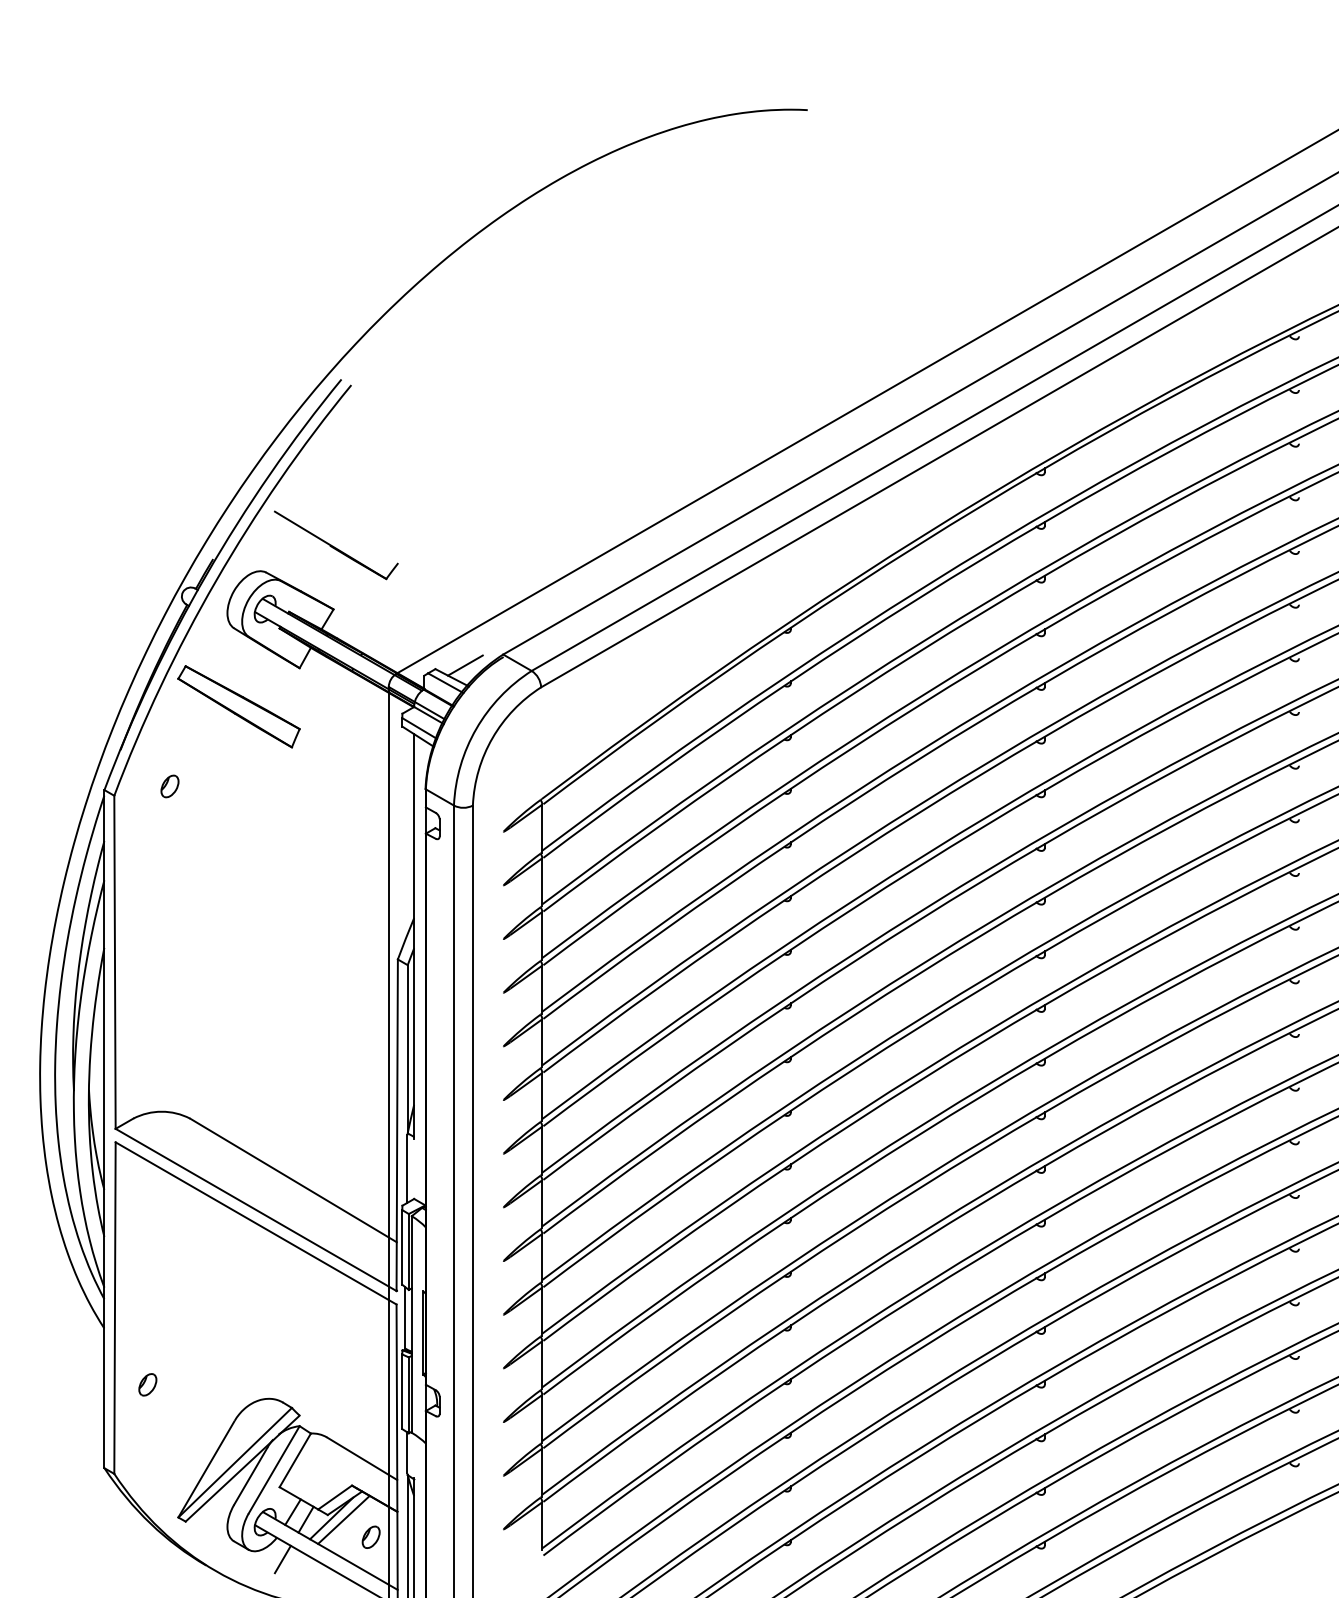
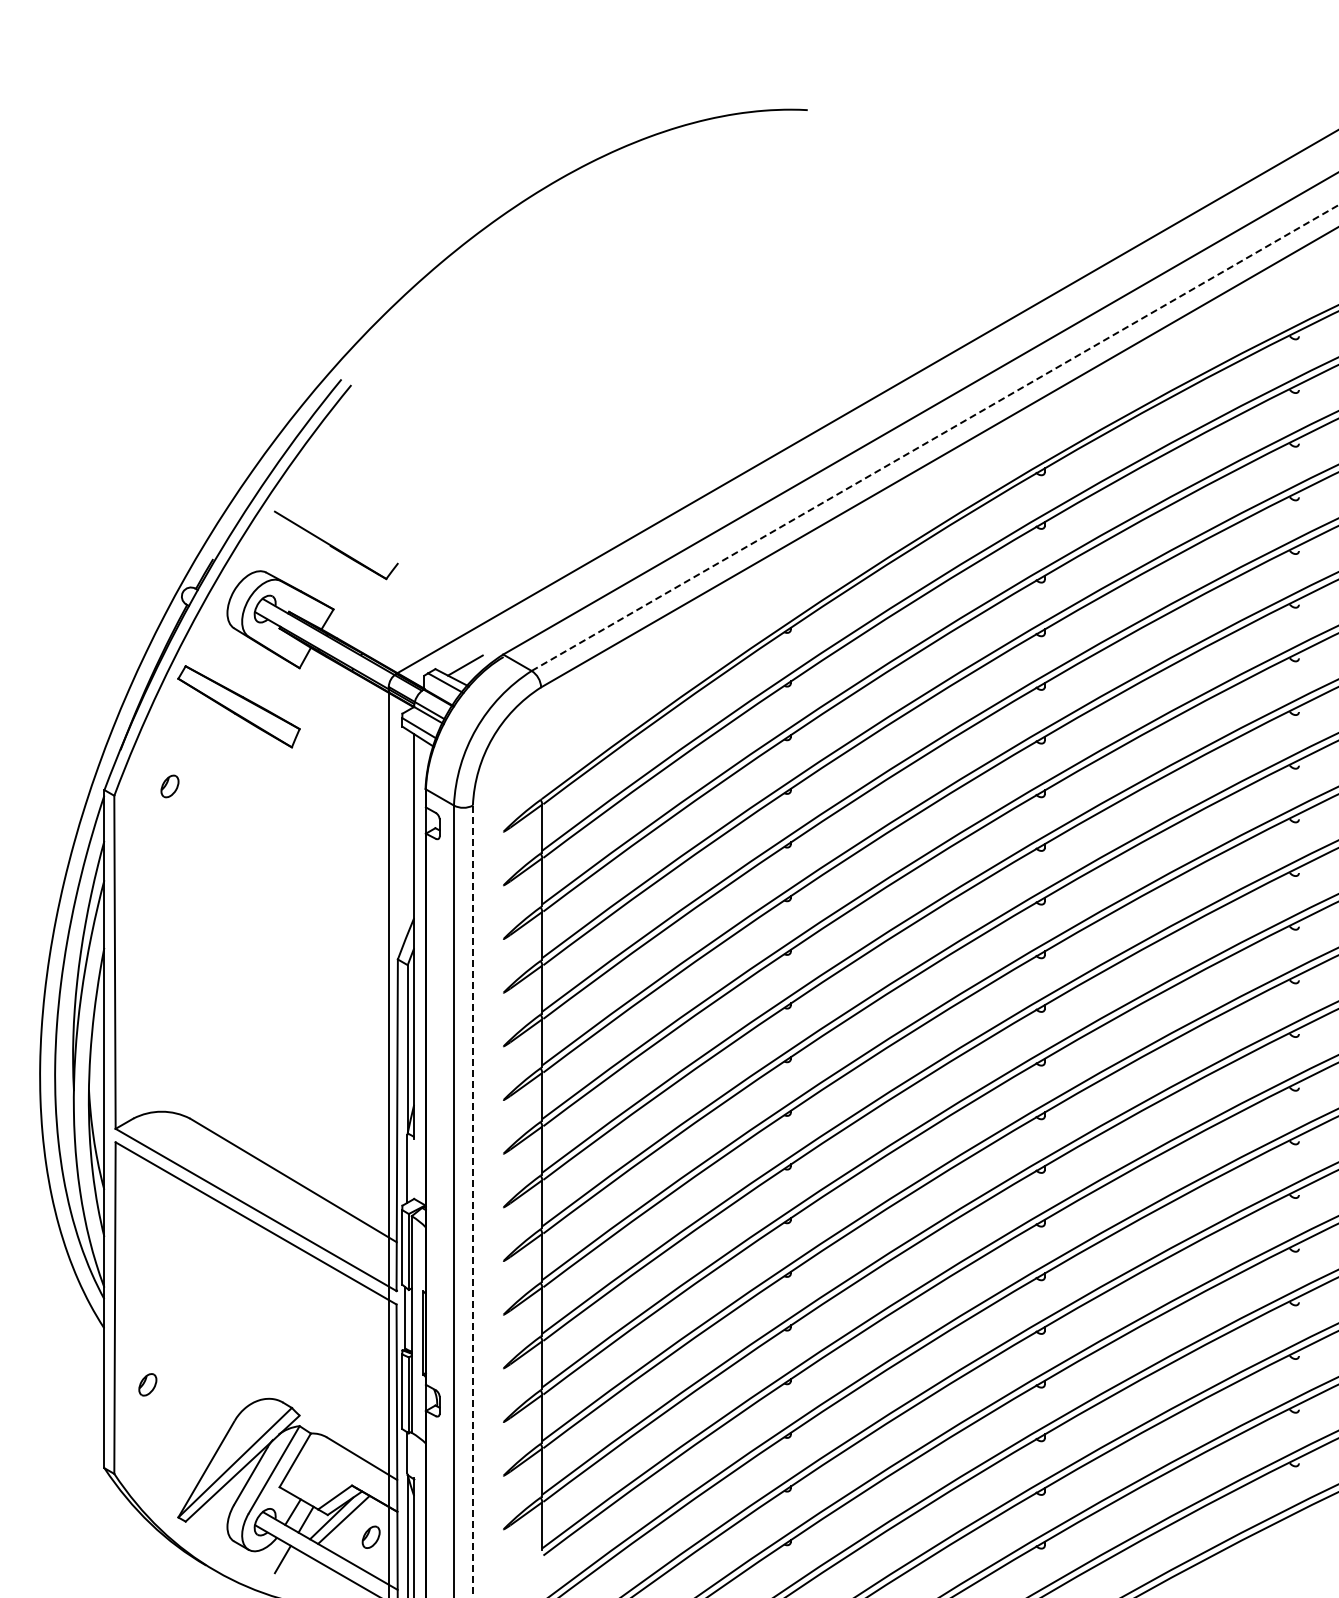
line: solid -> dashed (935, 438)
line: solid -> dashed (472, 1201)
